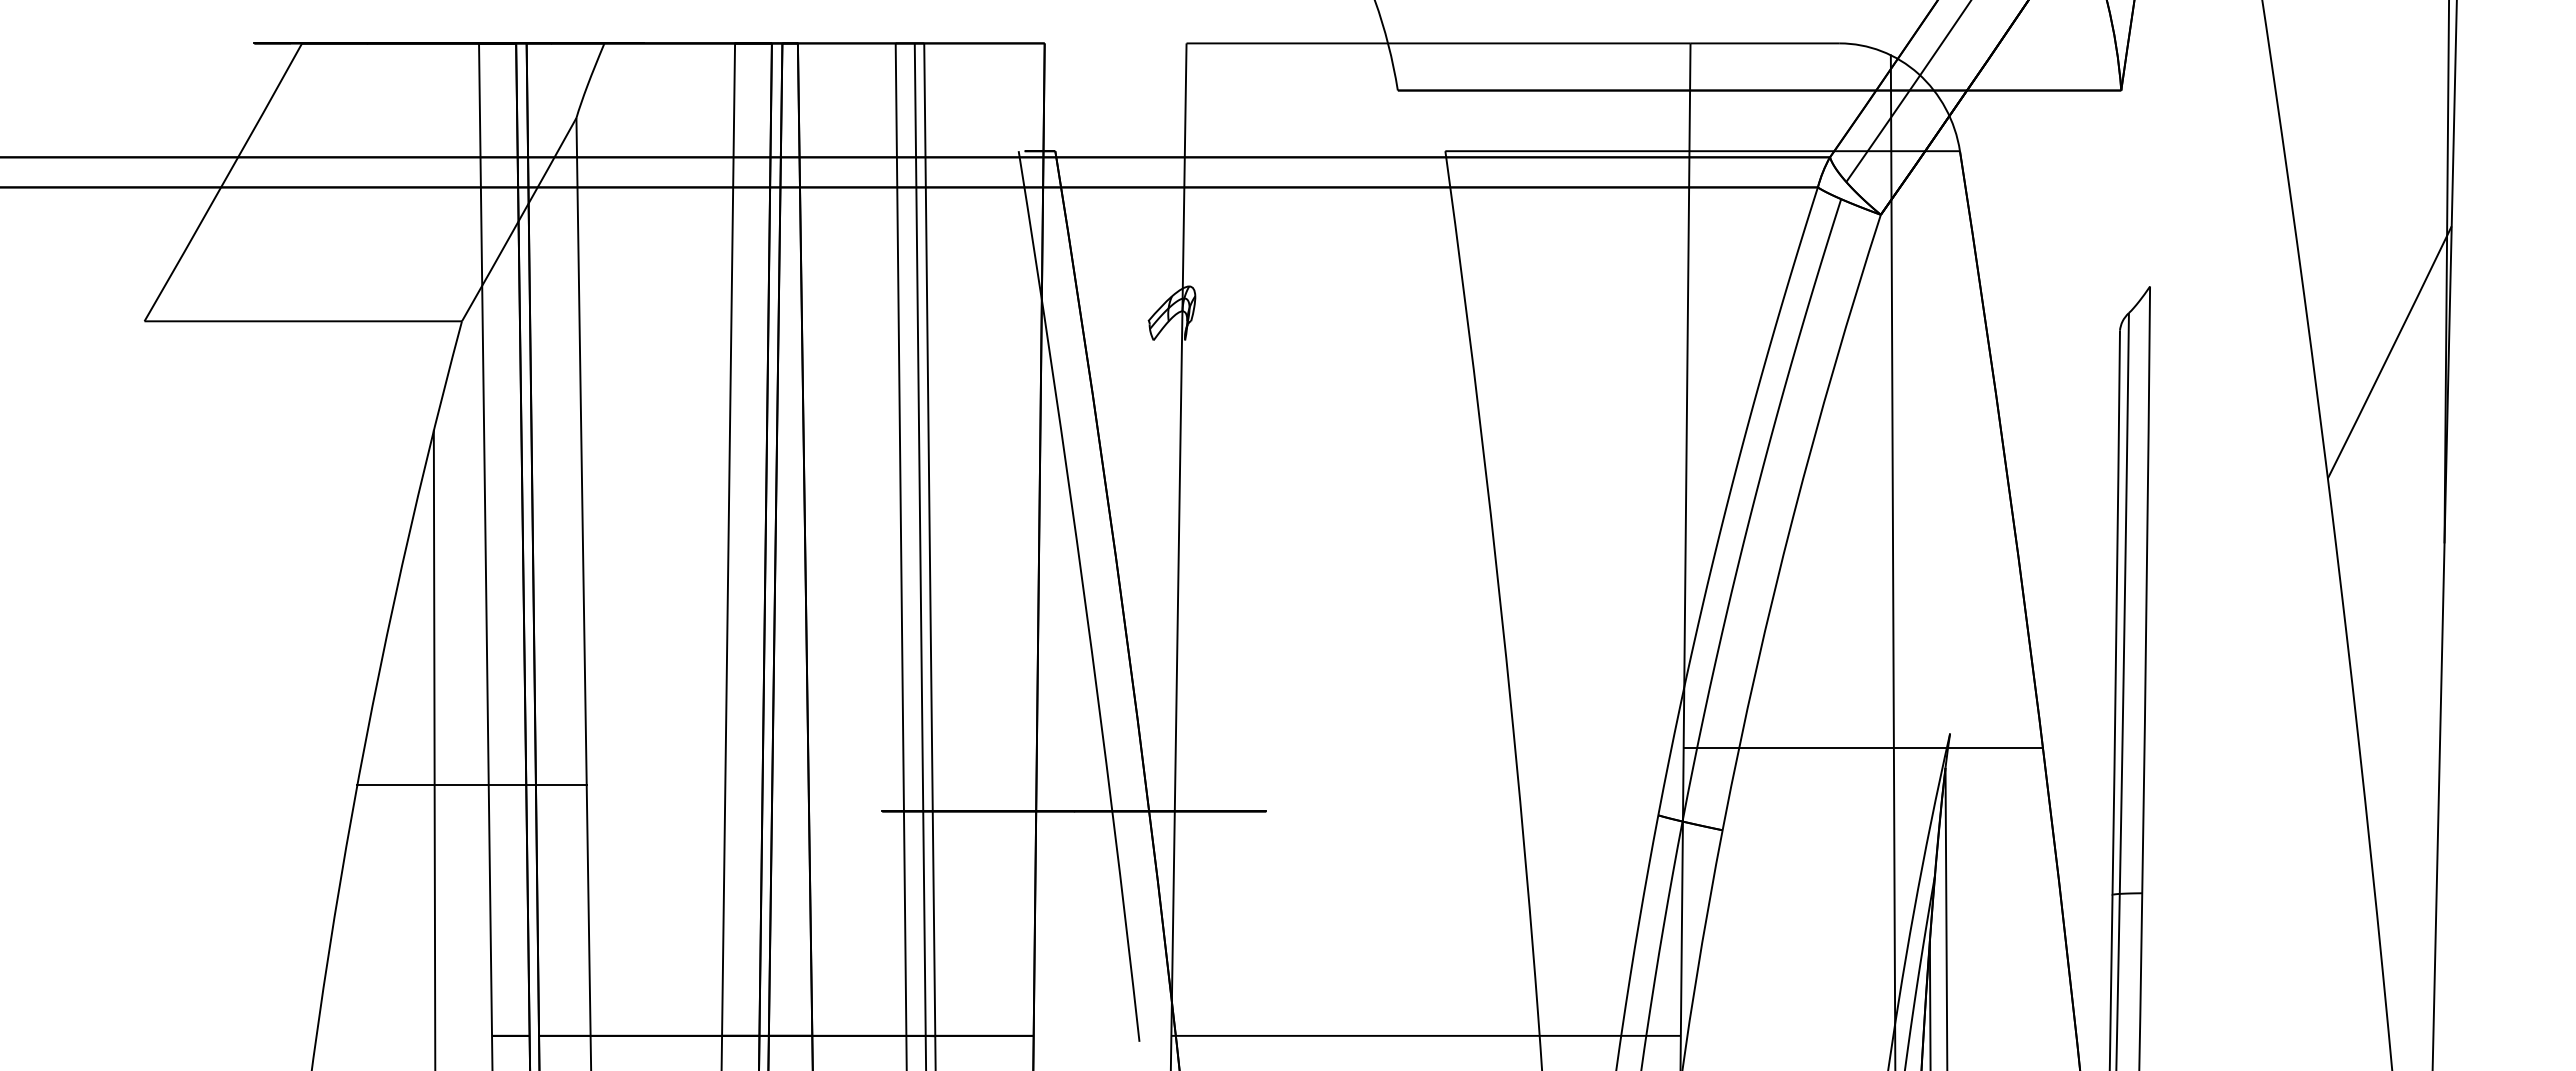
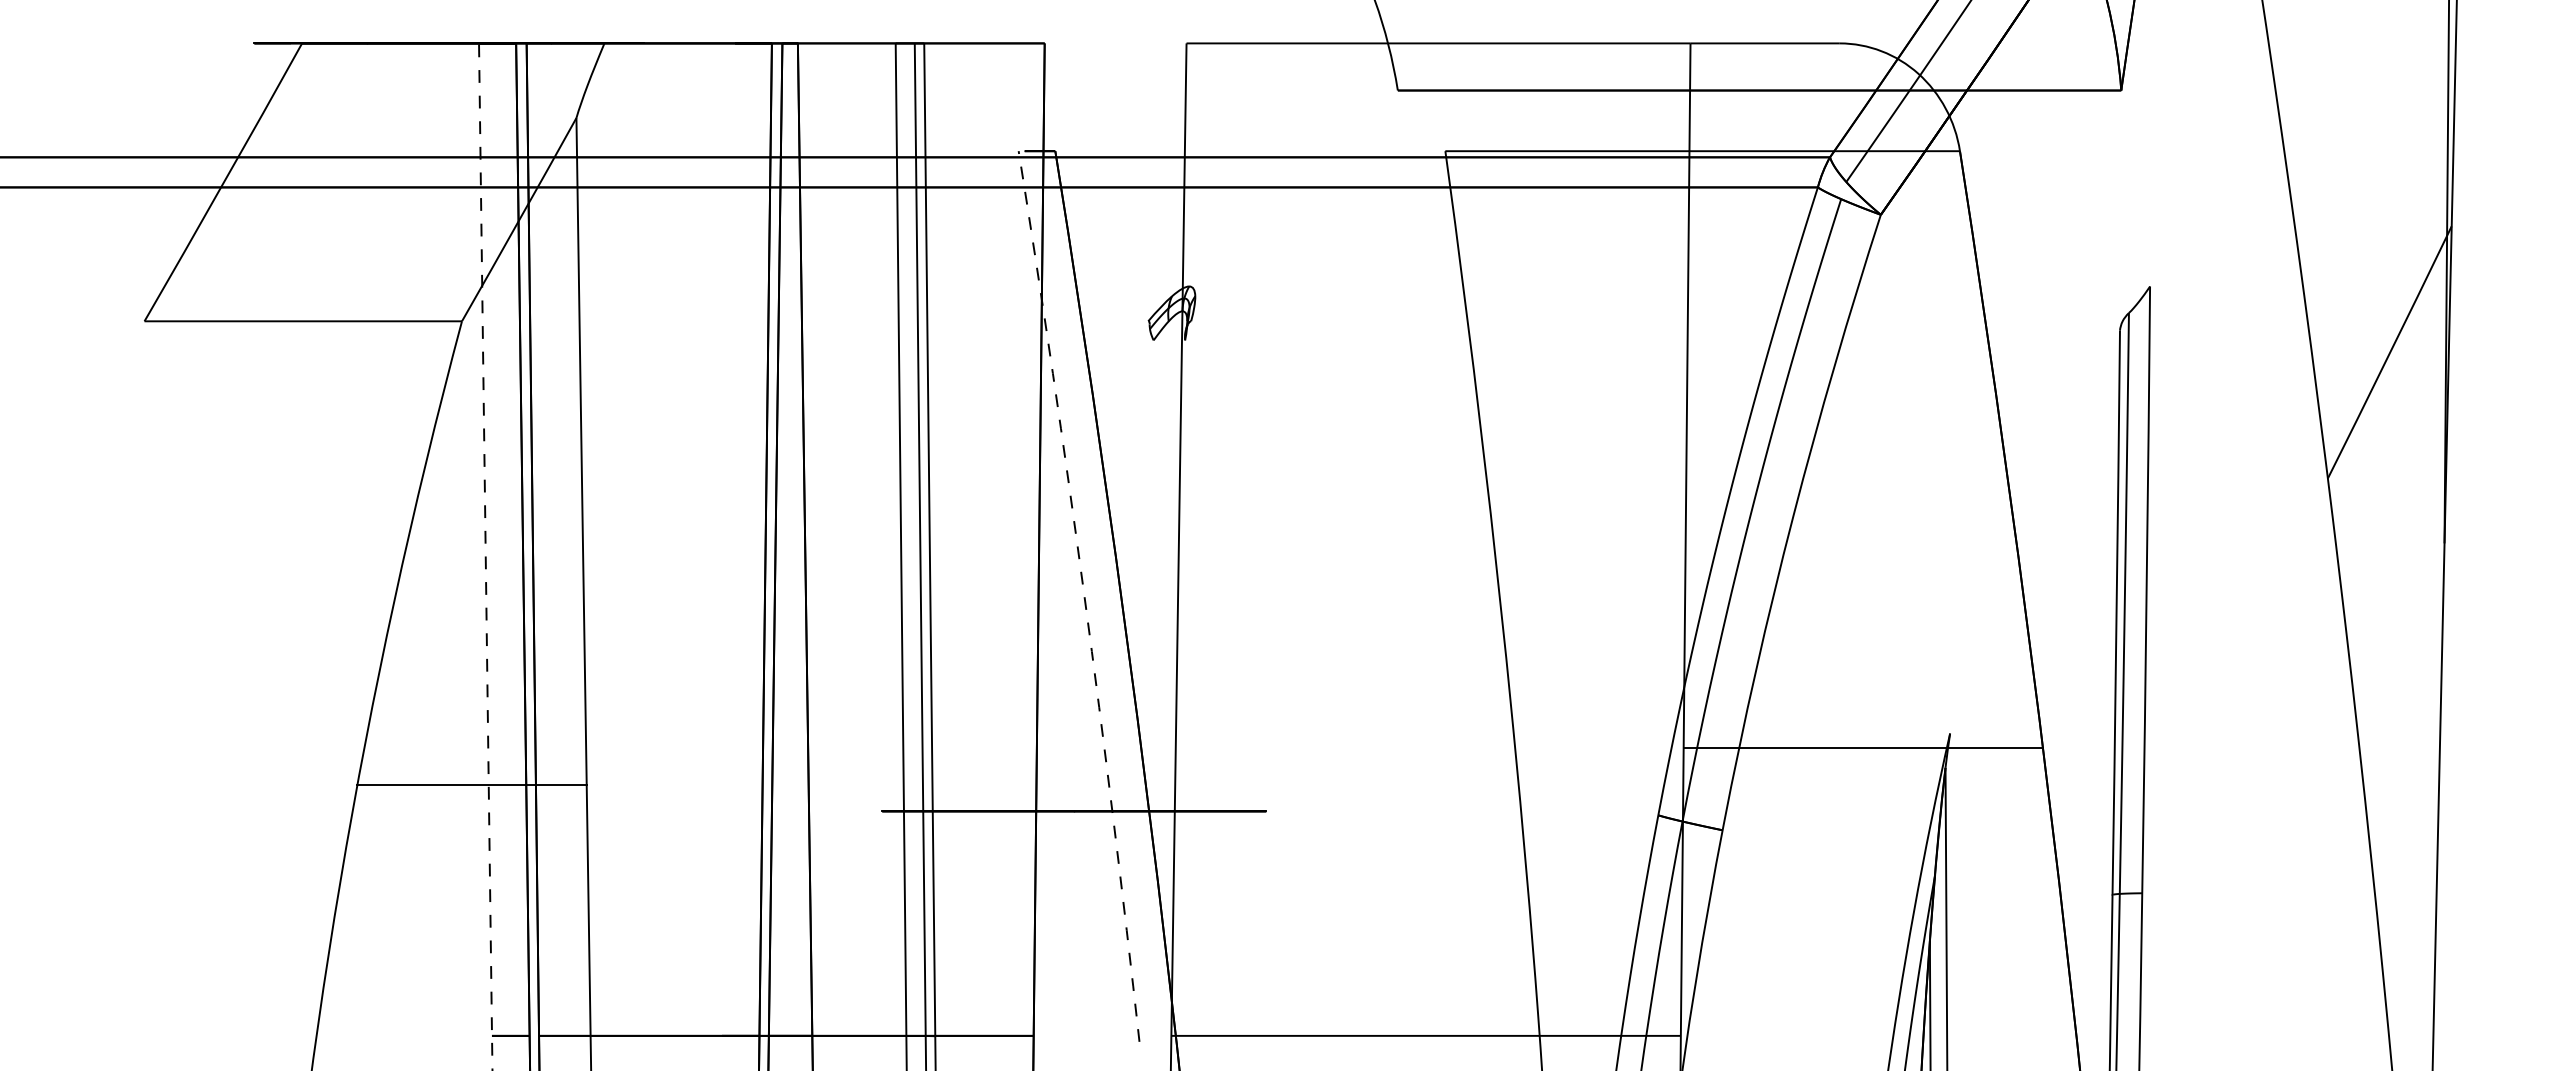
line: present -> none (728, 555)
line: solid -> dashed (485, 557)
line: present -> none (1892, 561)
arc: solid -> dashed (1084, 595)
line: present -> none (434, 748)
